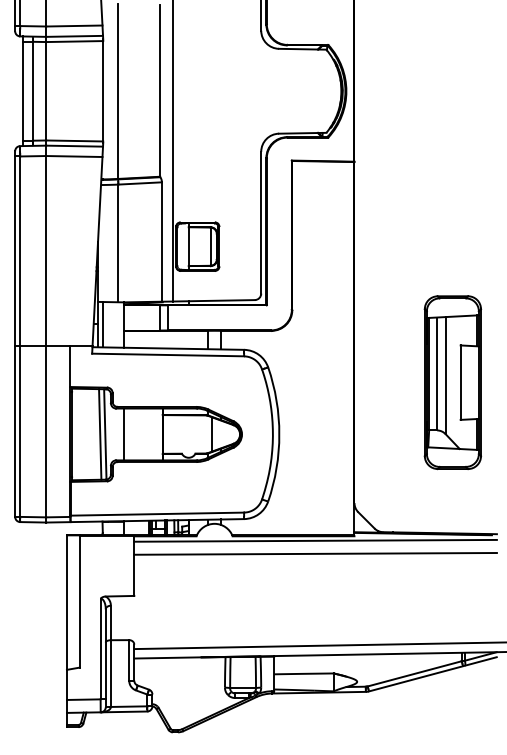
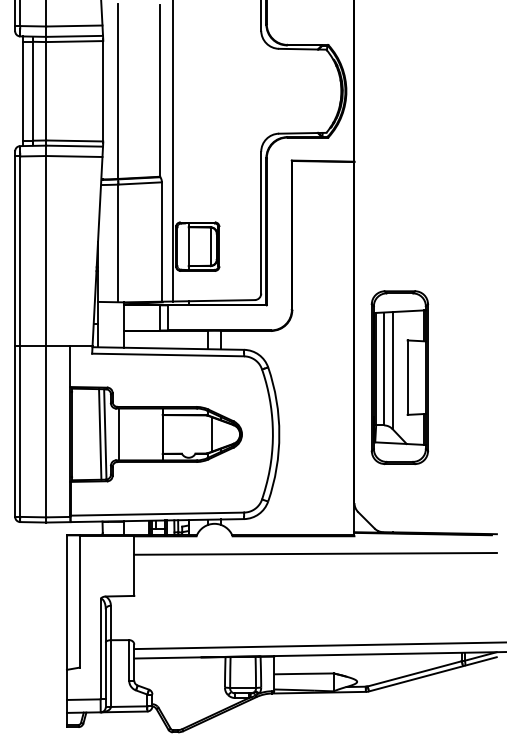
line: present -> none (103, 324)
part position: (452, 382) -> (399, 377) (399, 377)
line position: (123, 434) -> (118, 434) (118, 434)
line: present -> none (315, 540)
